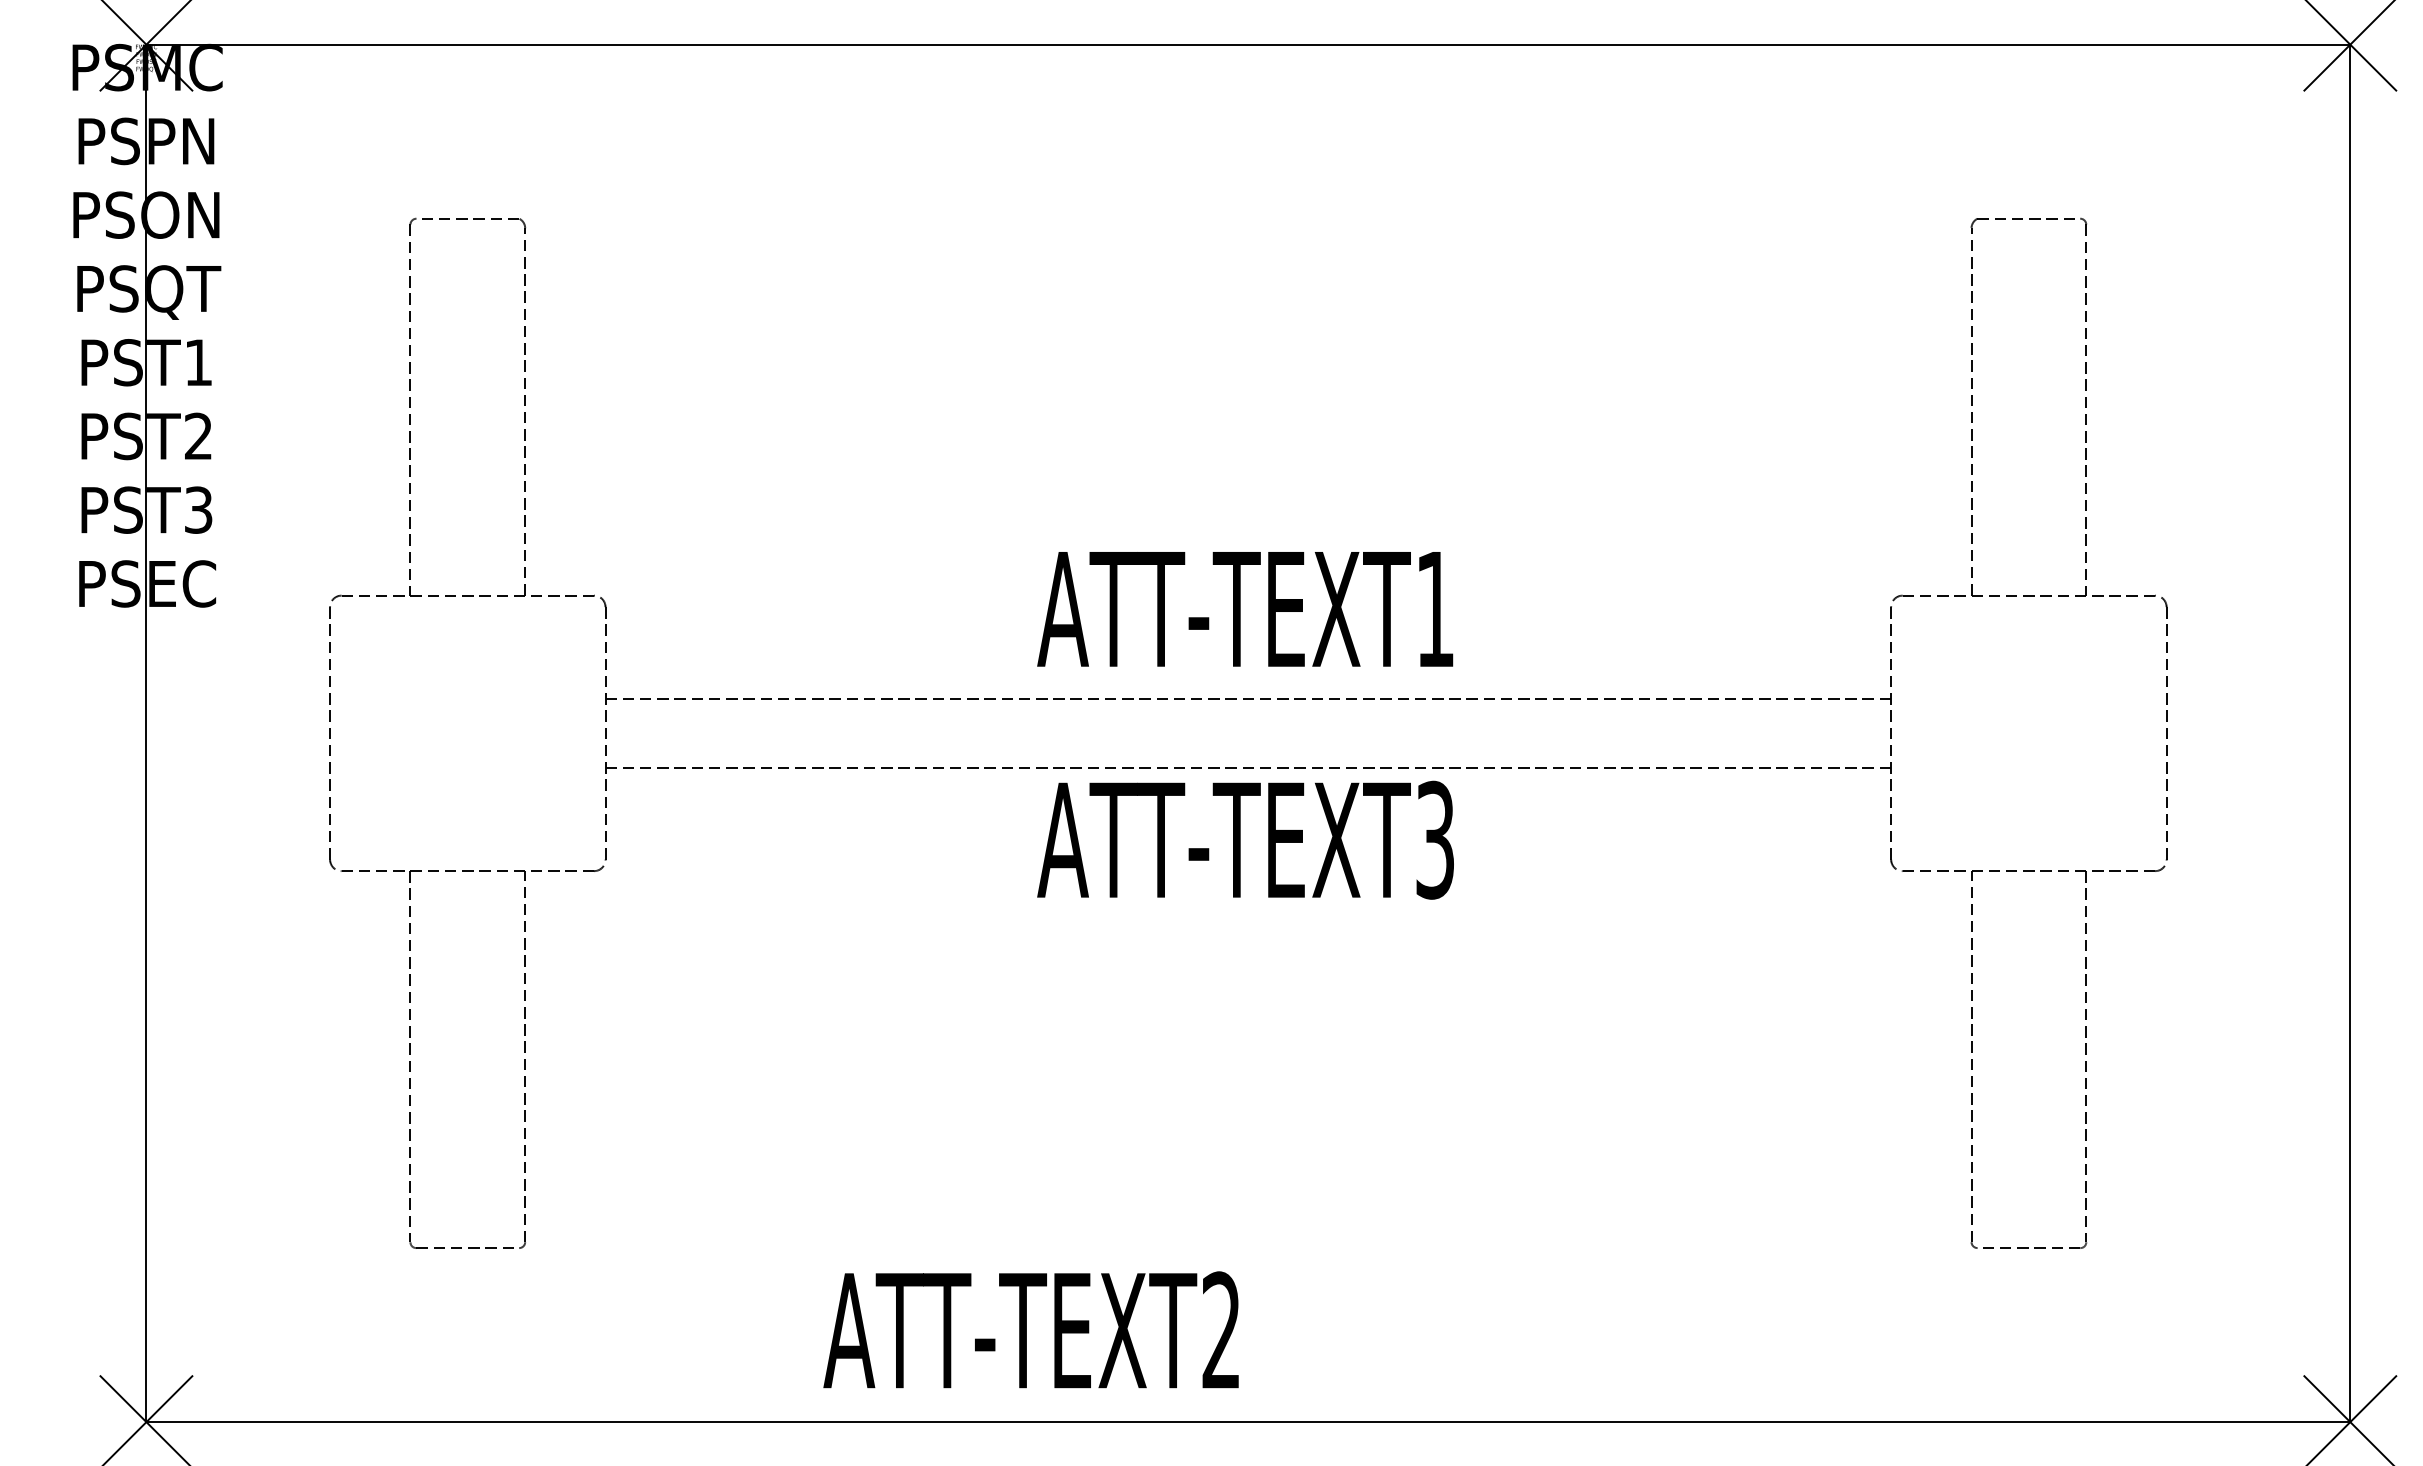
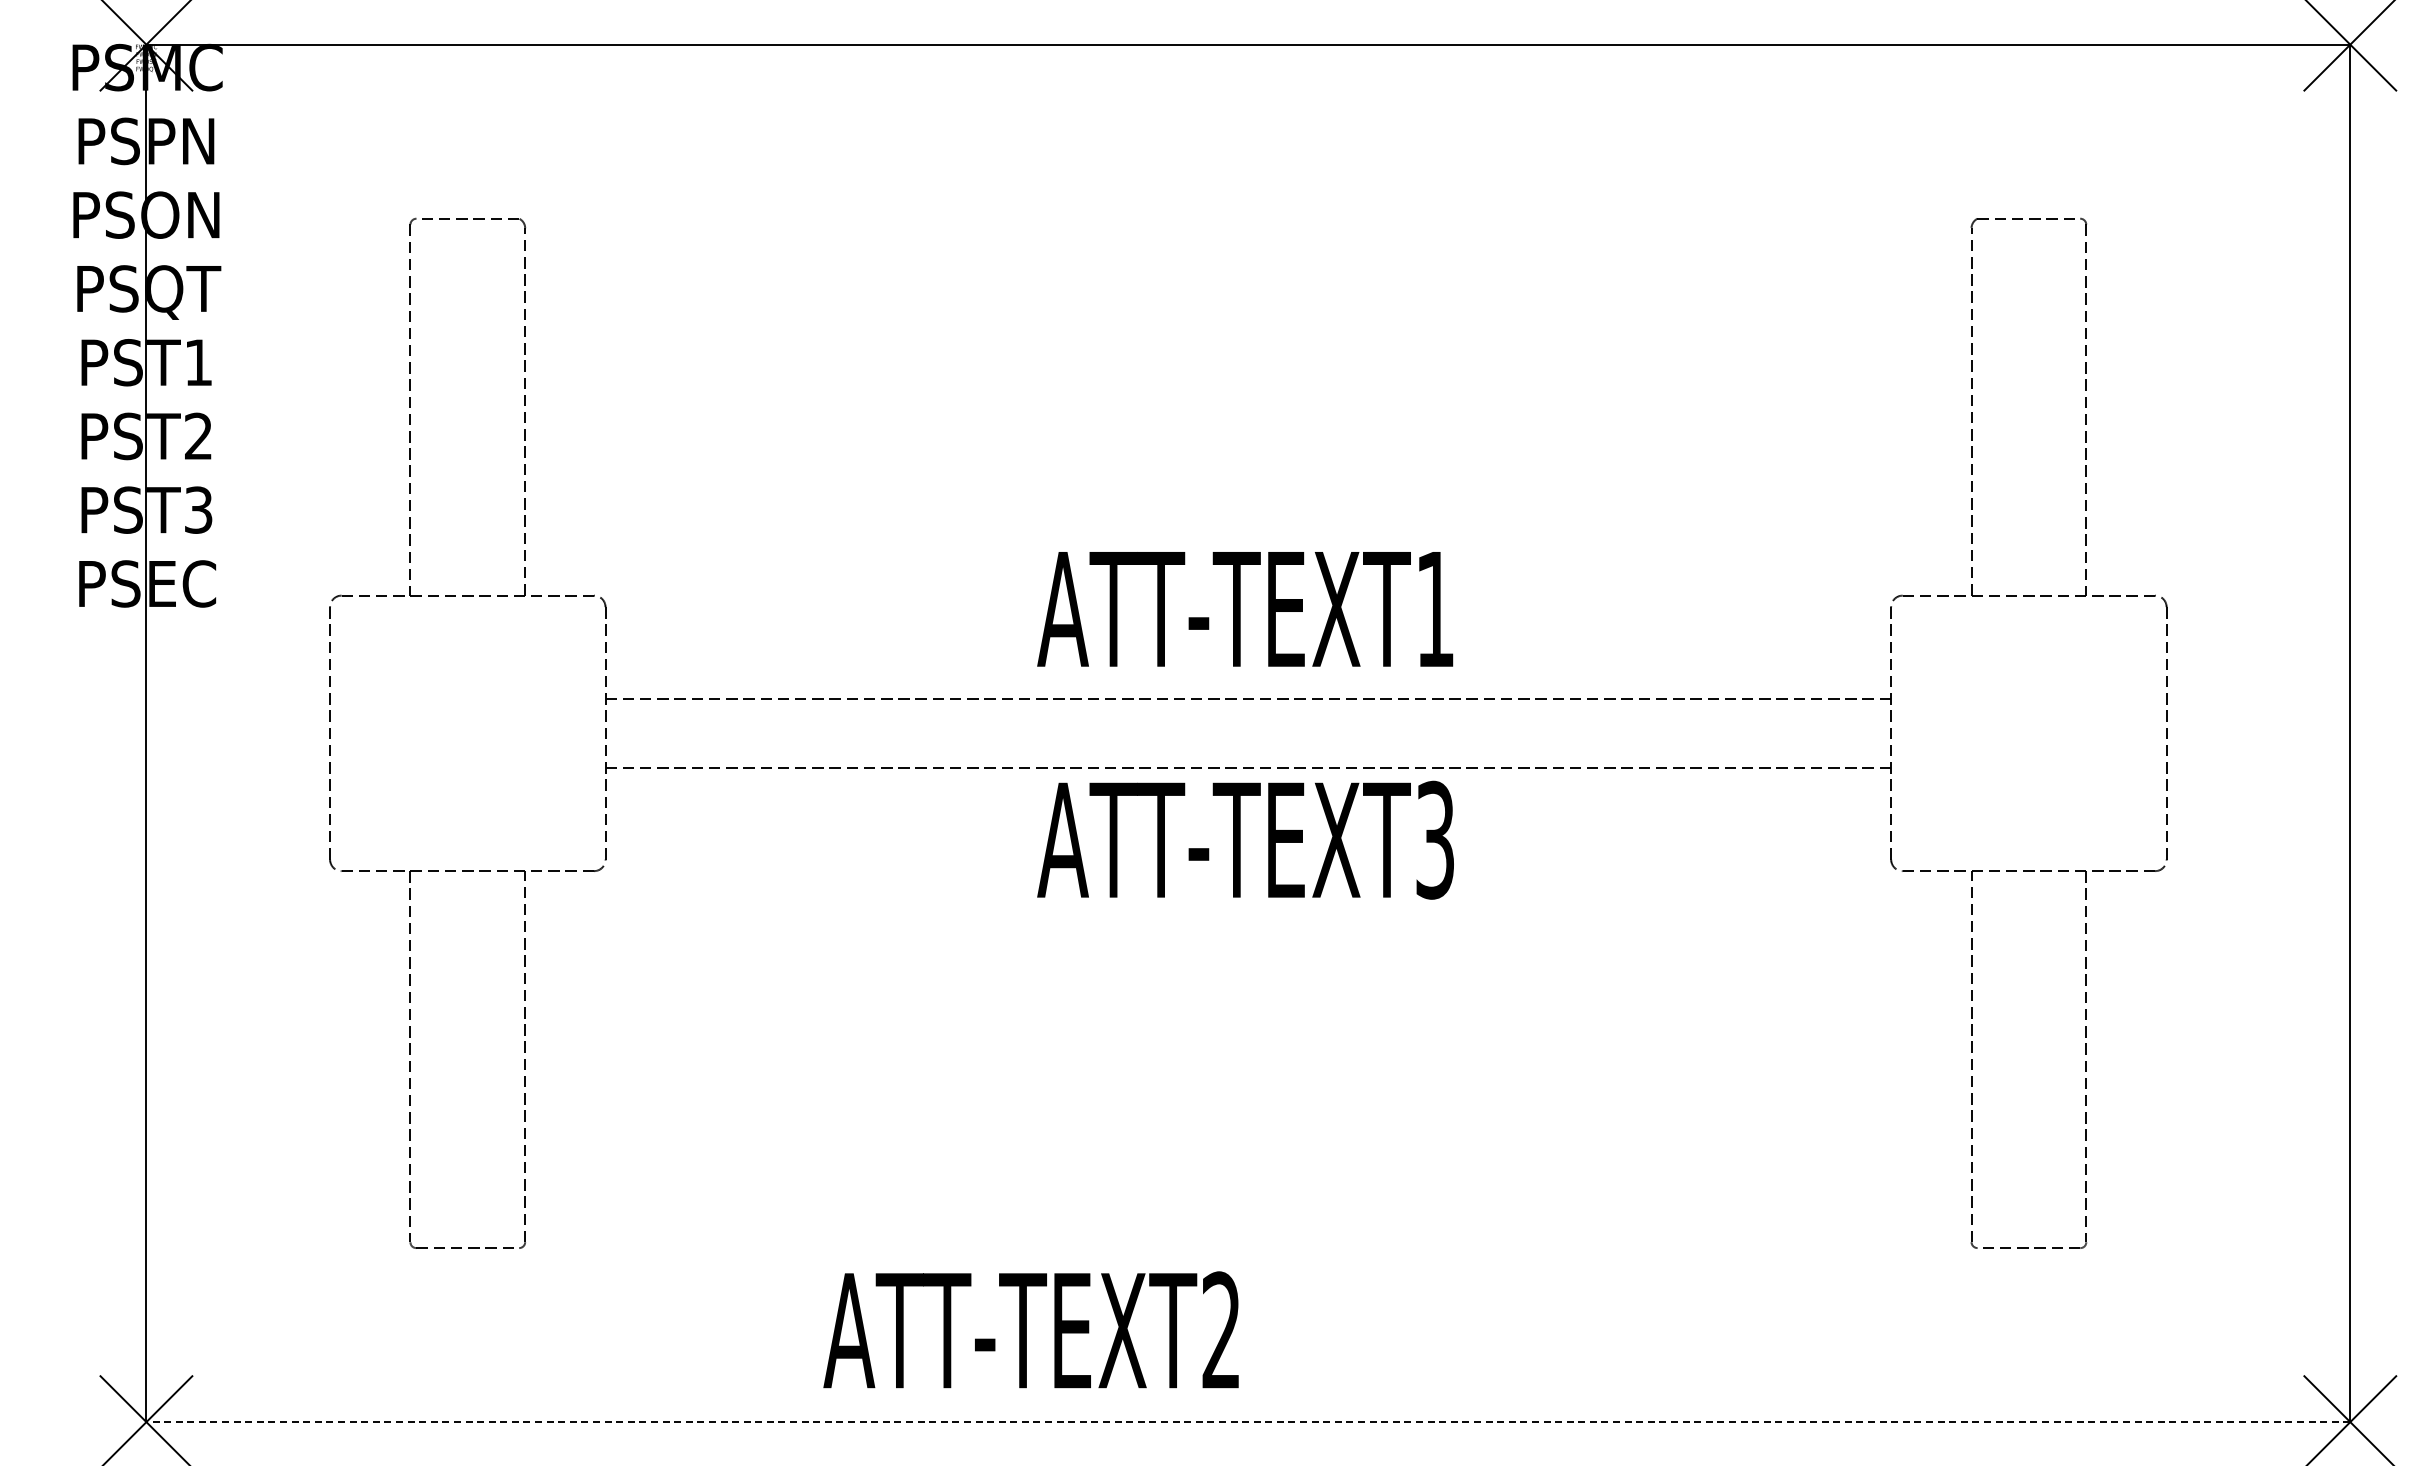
line: solid -> dashed (1248, 1422)
